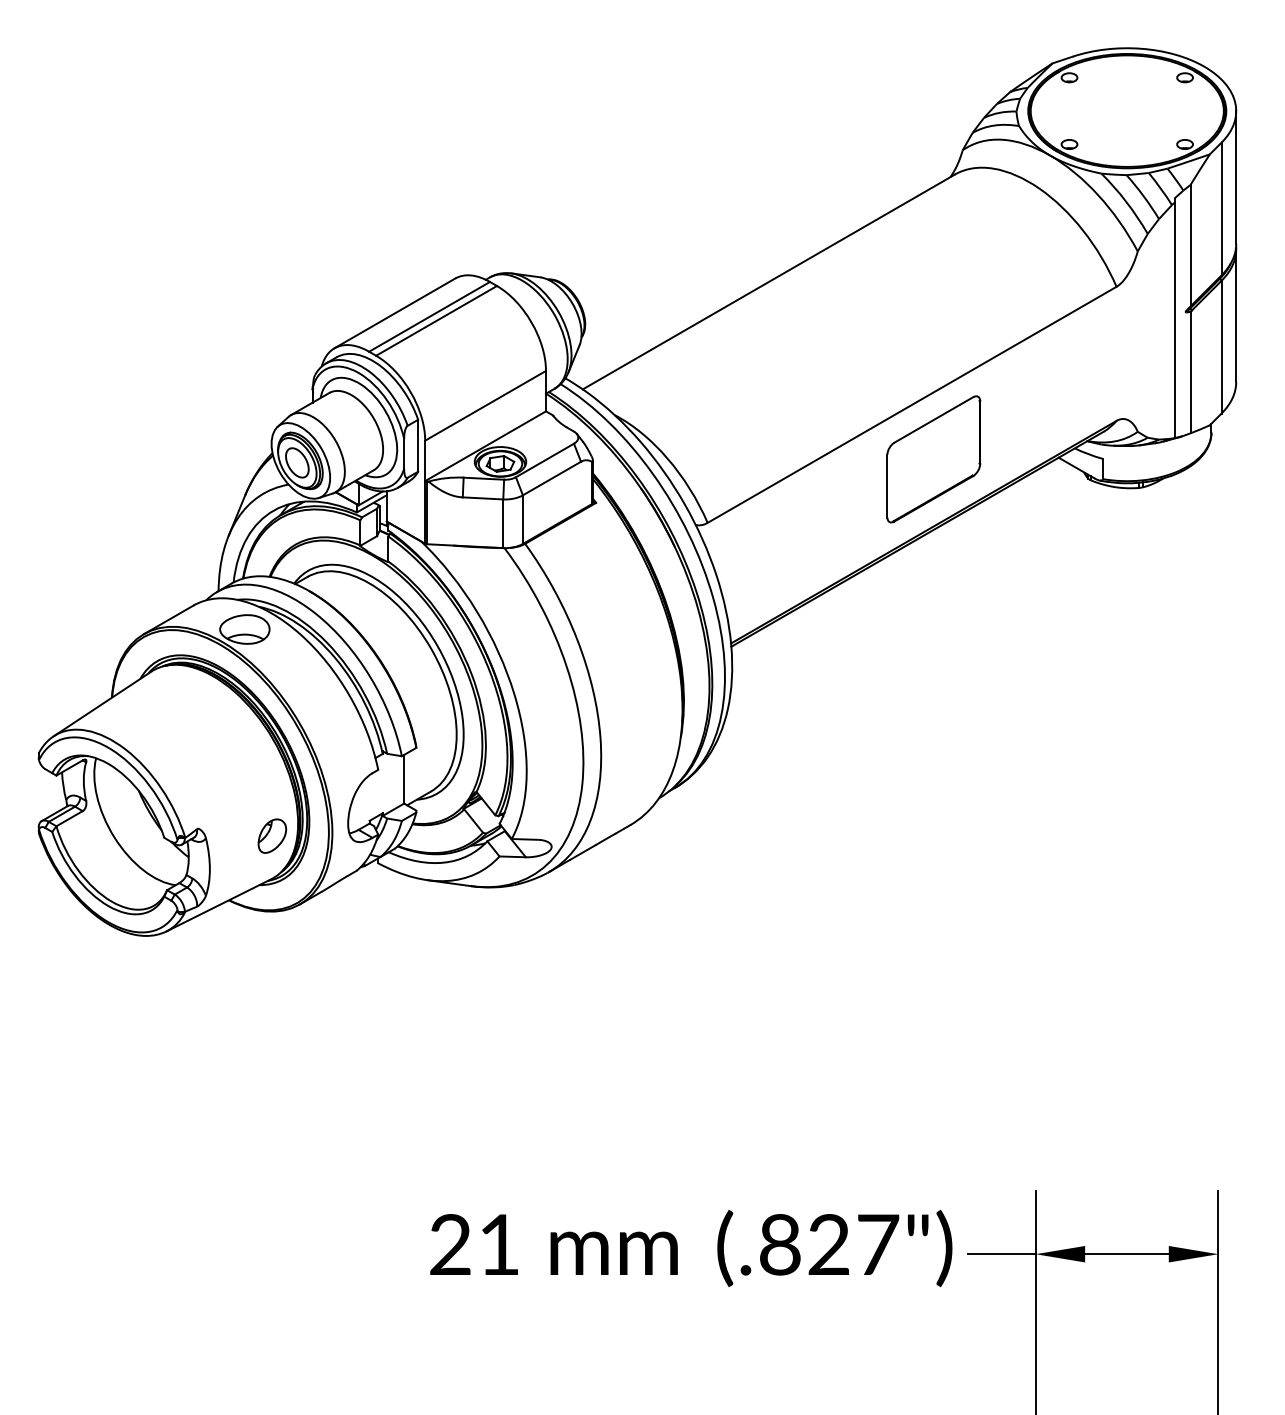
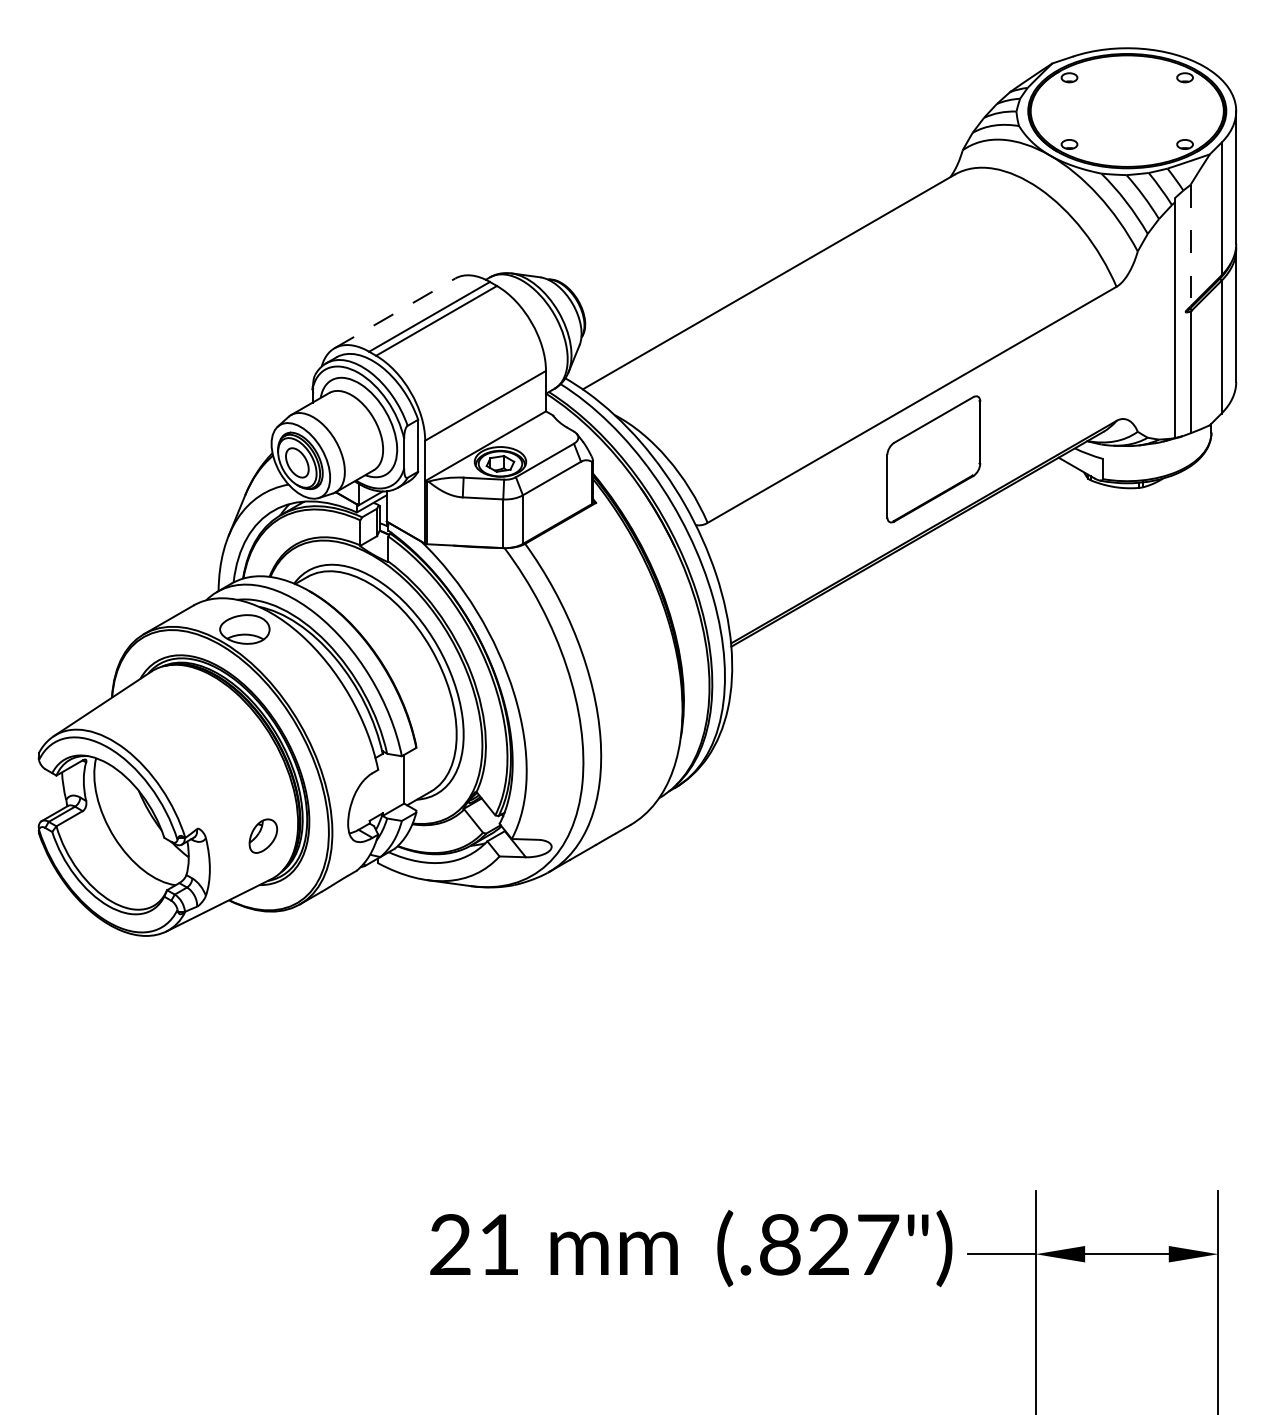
line: solid -> dashed (1190, 245)
line: solid -> dashed (394, 313)
part position: (272, 835) -> (263, 835) (263, 835)
